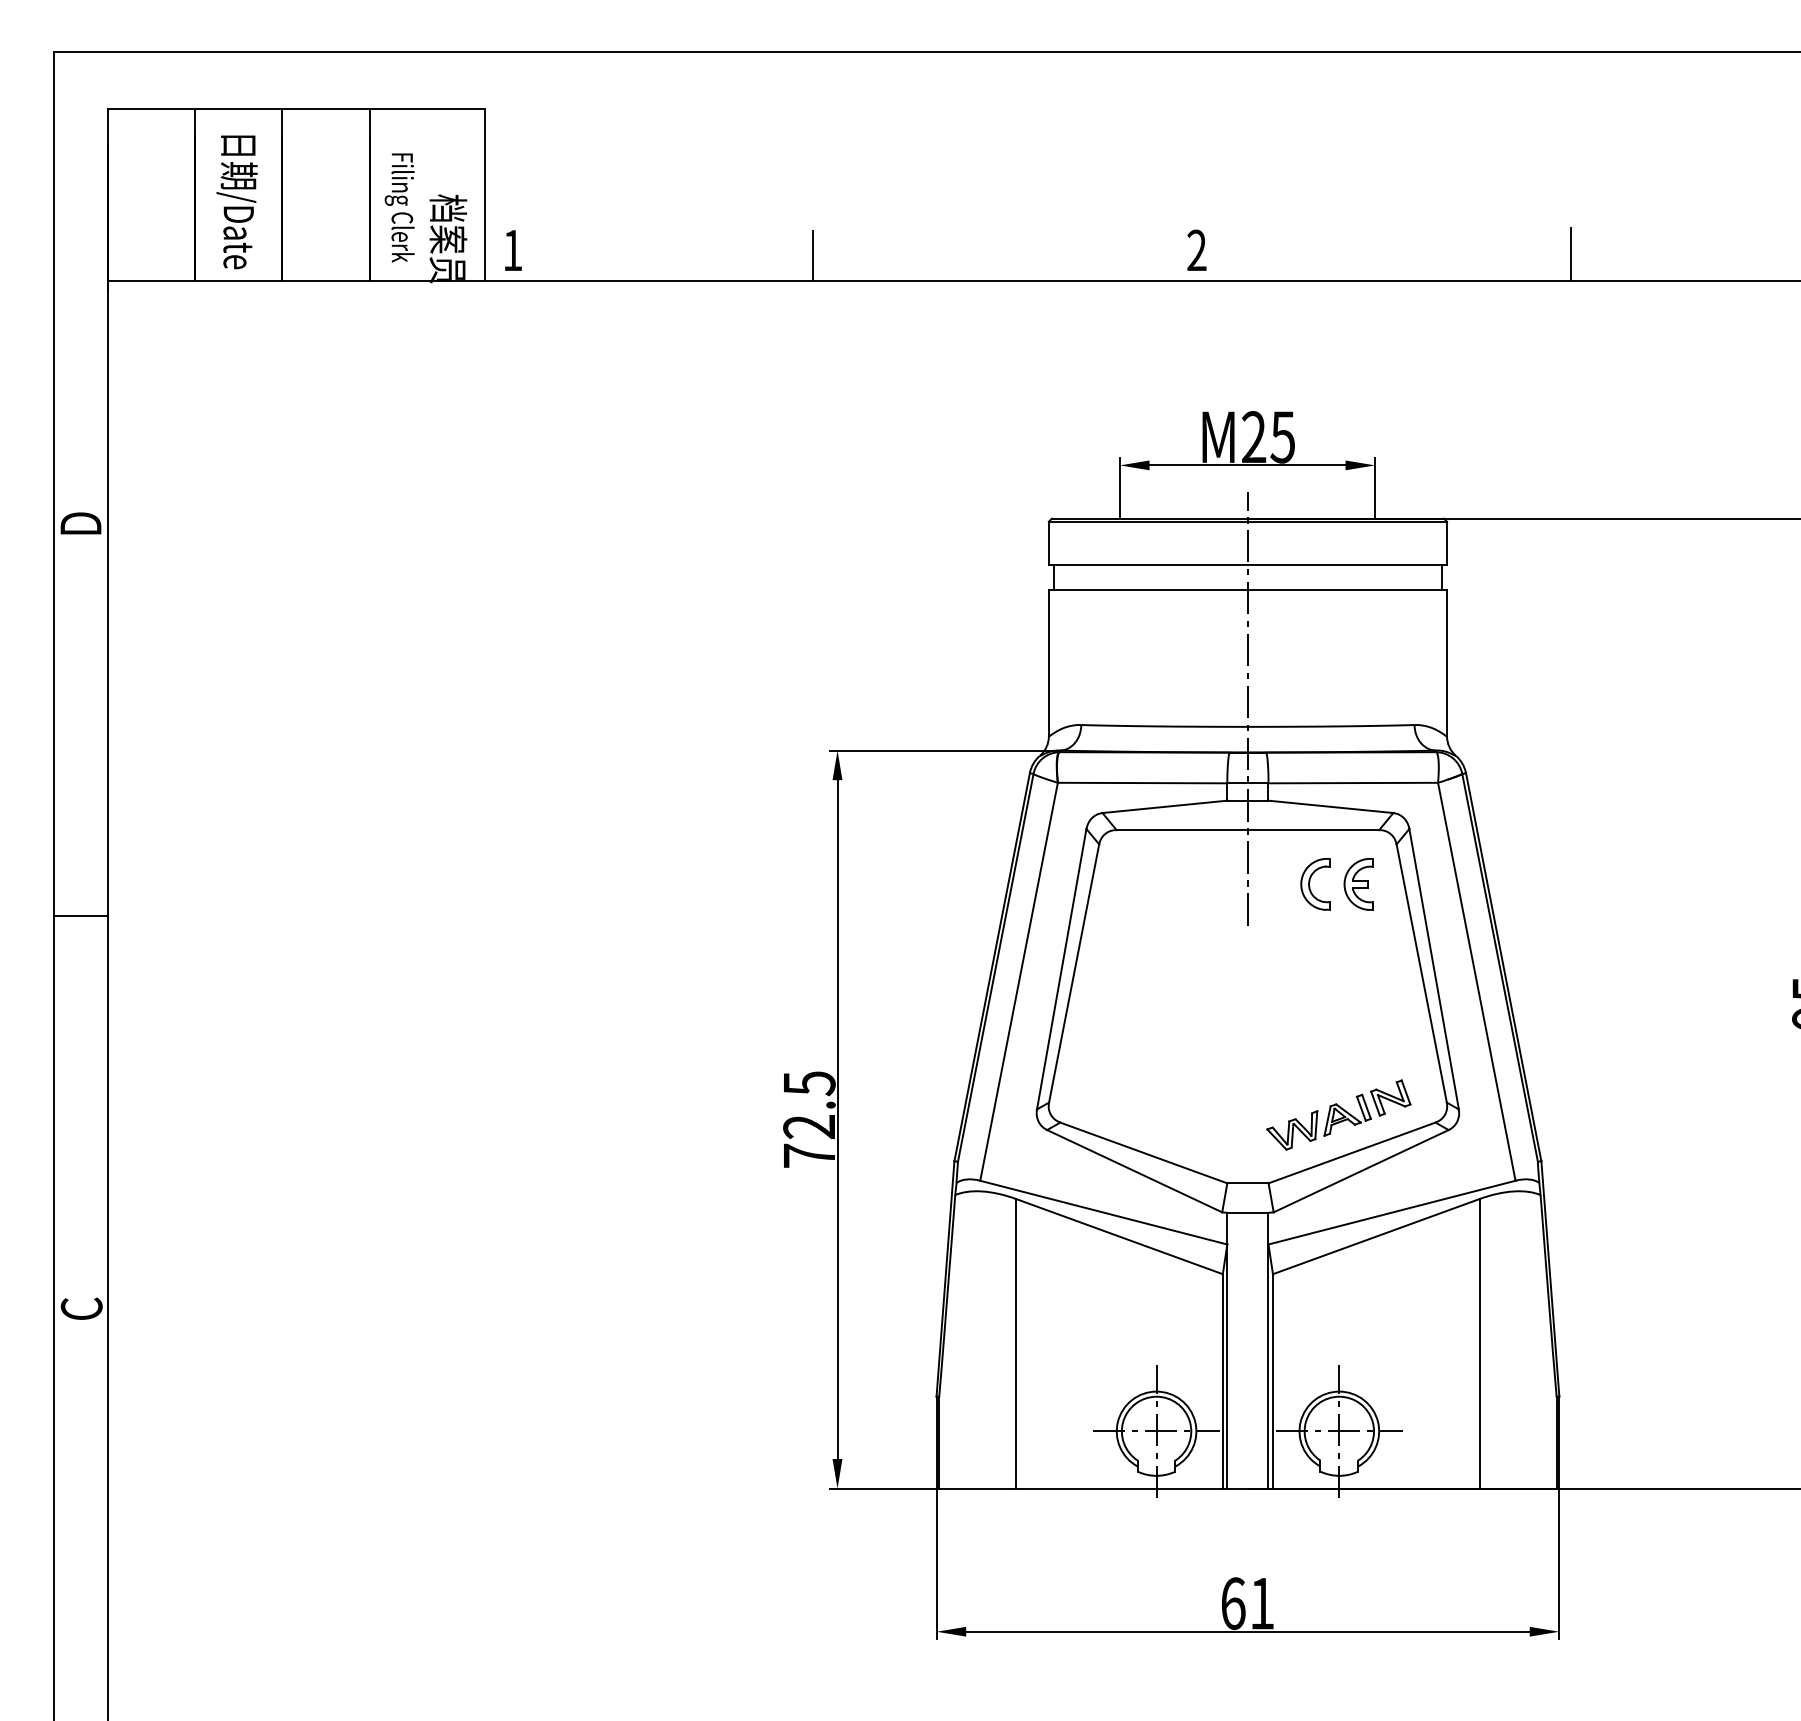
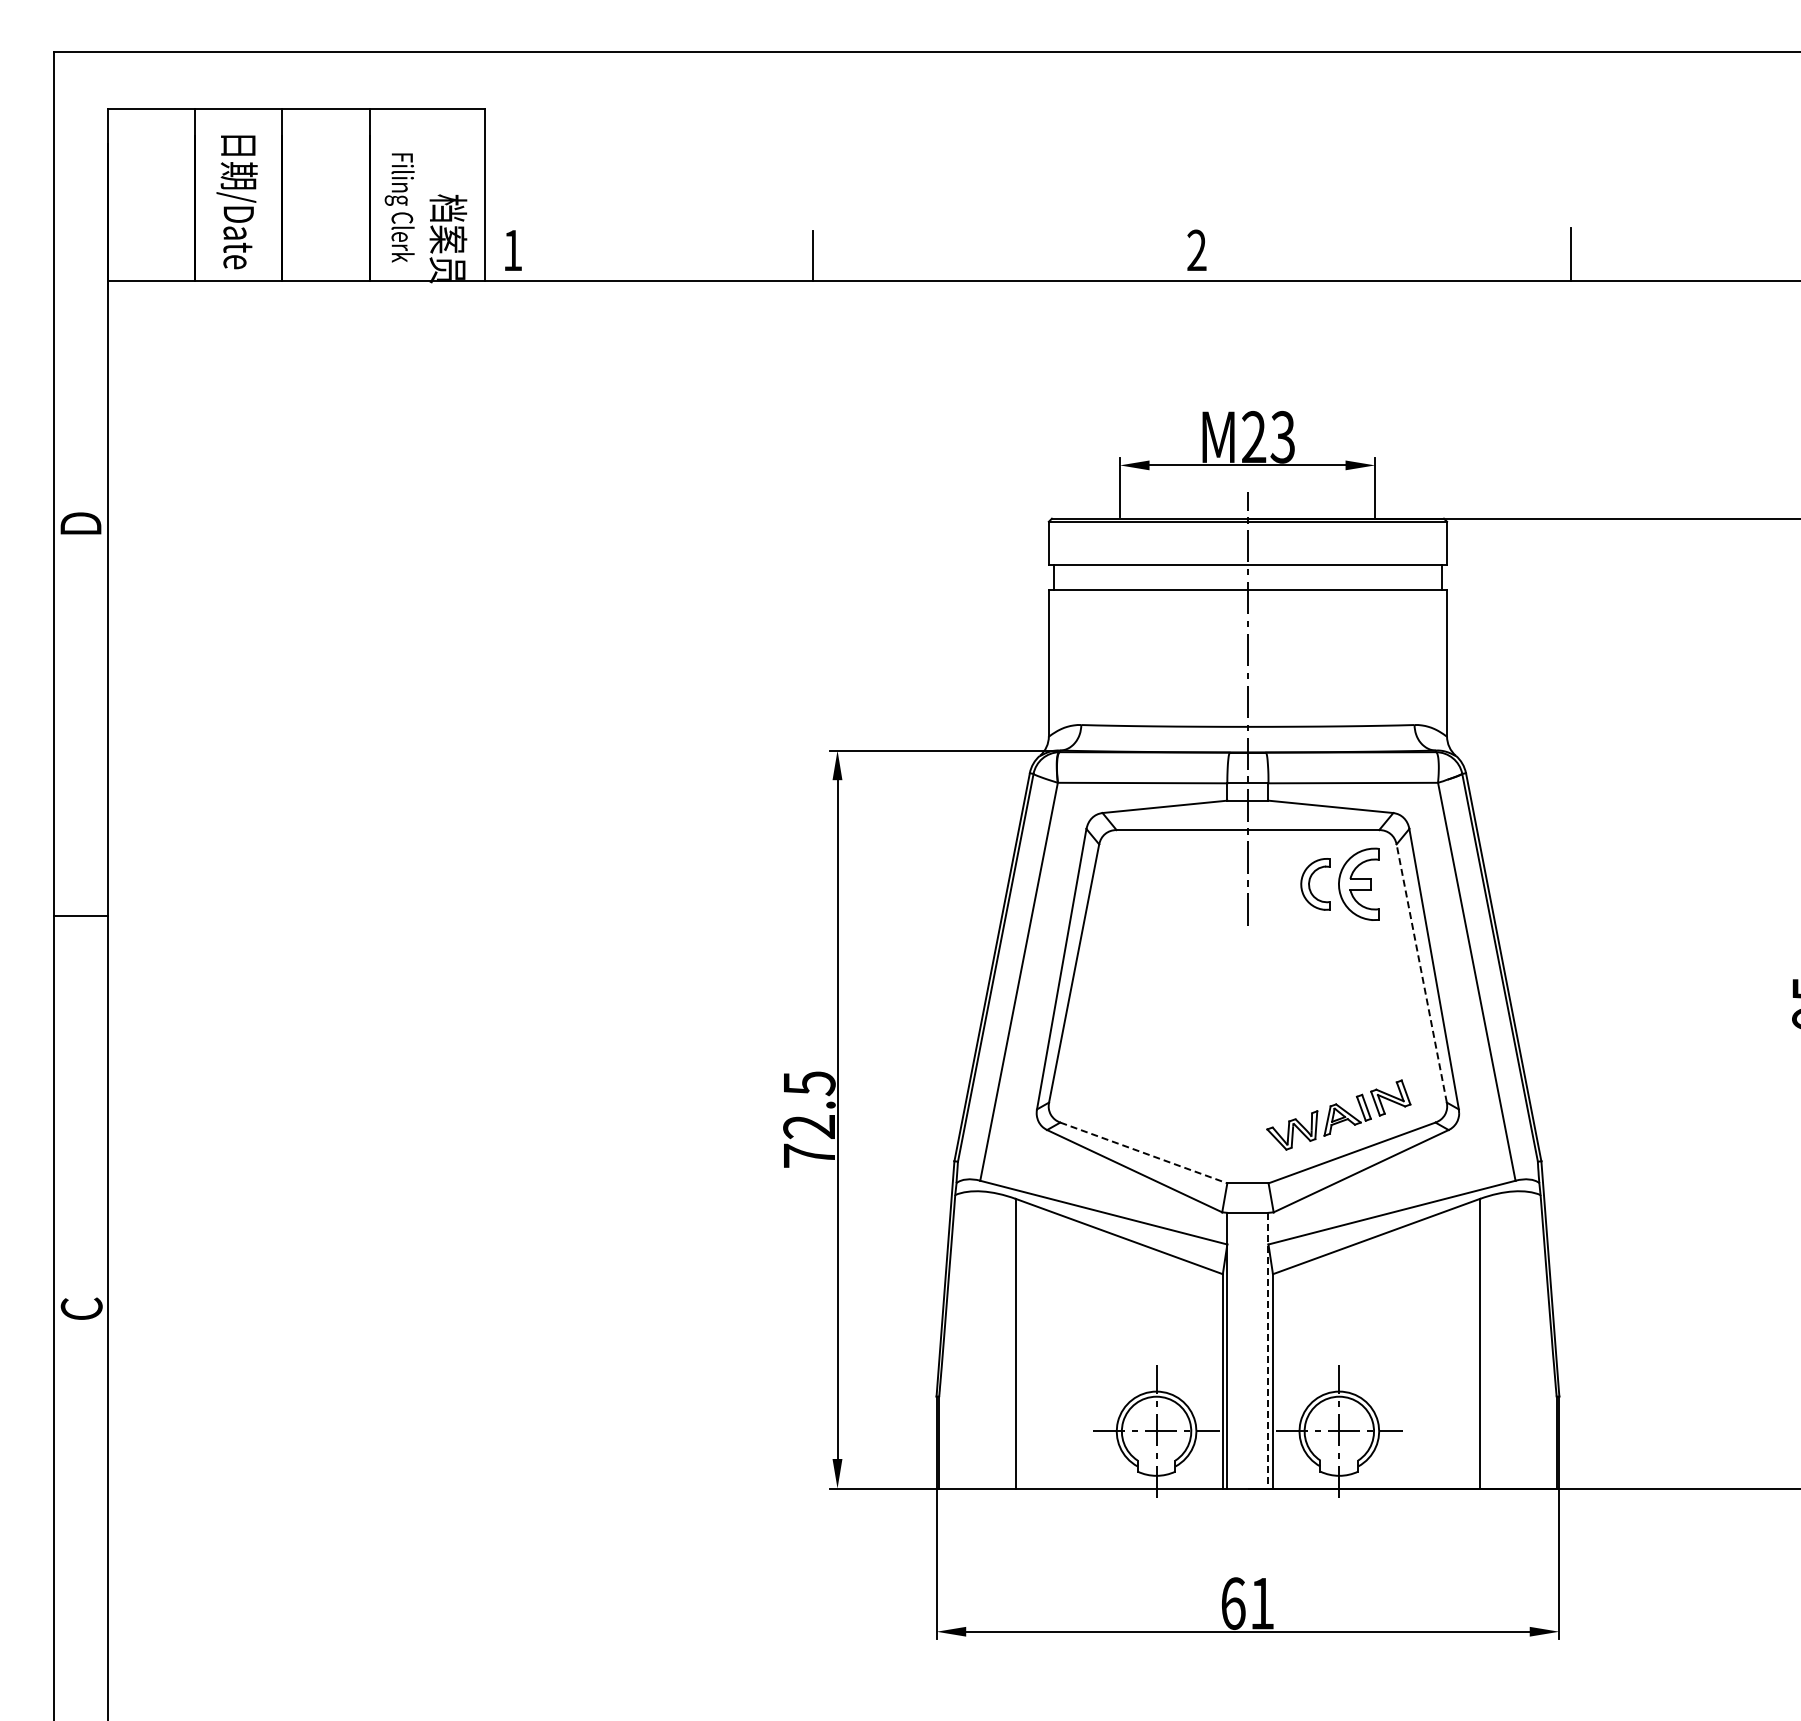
text: M25 -> M23 (1282, 436)
part size: 31x53 px -> 42x74 px (1358, 883)
line: solid -> dashed (1421, 973)
line: solid -> dashed (1143, 1152)
line: solid -> dashed (1268, 1350)
